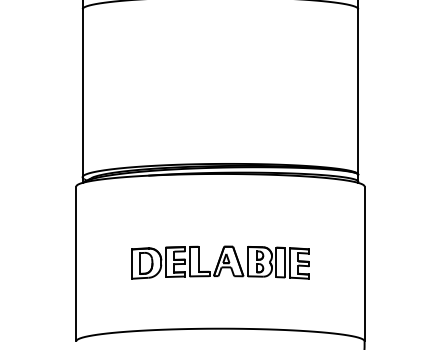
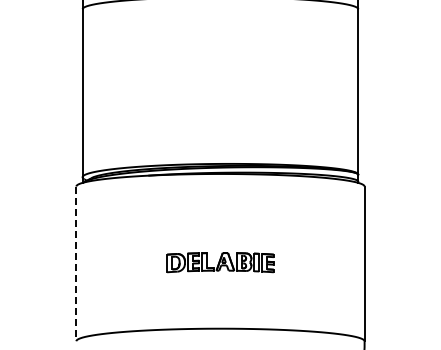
part size: 179x35 px -> 109x22 px (220, 262)
line: solid -> dashed (76, 264)
